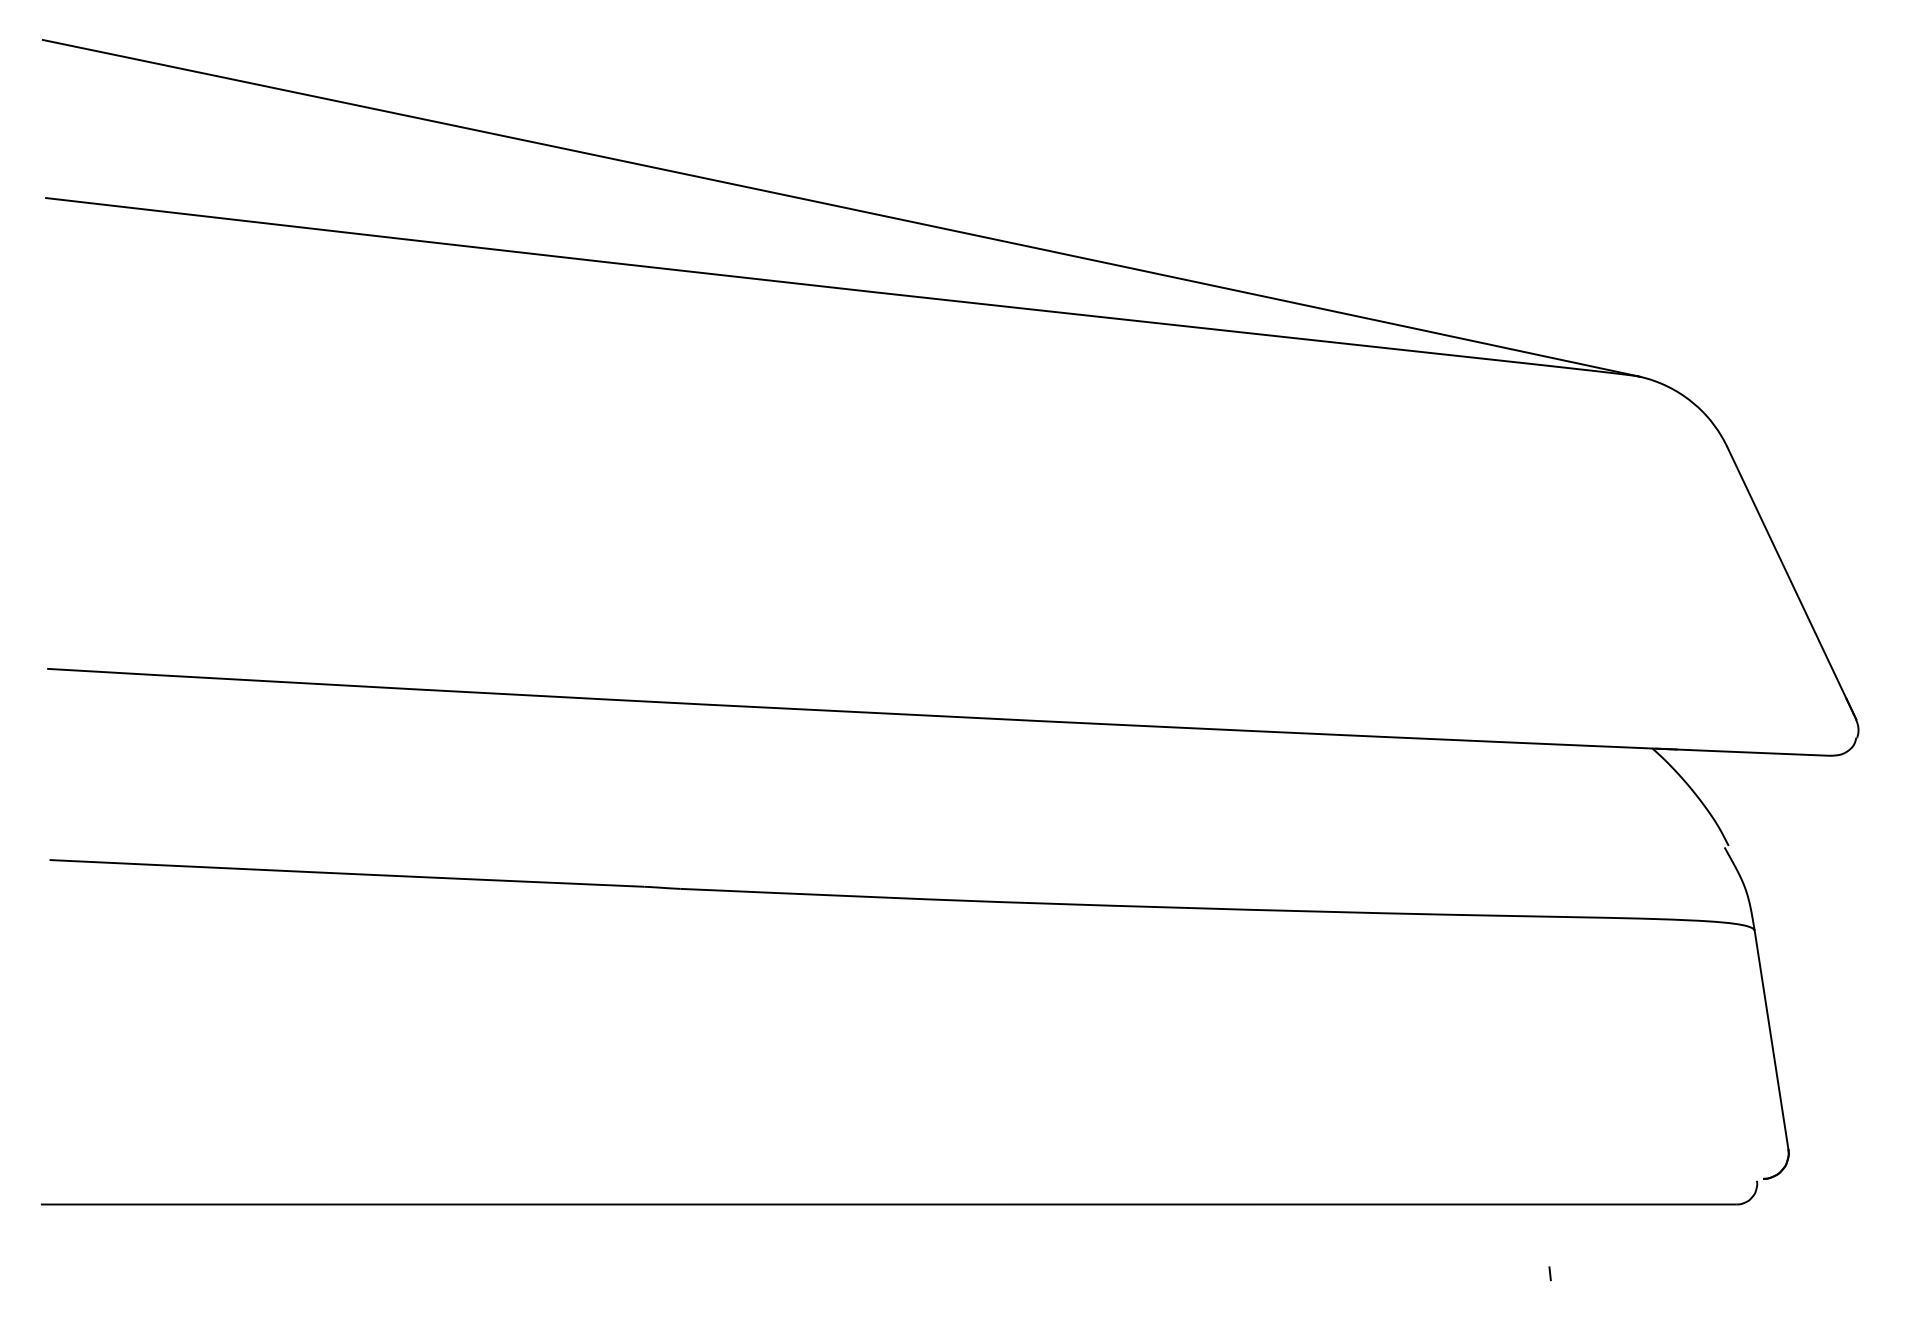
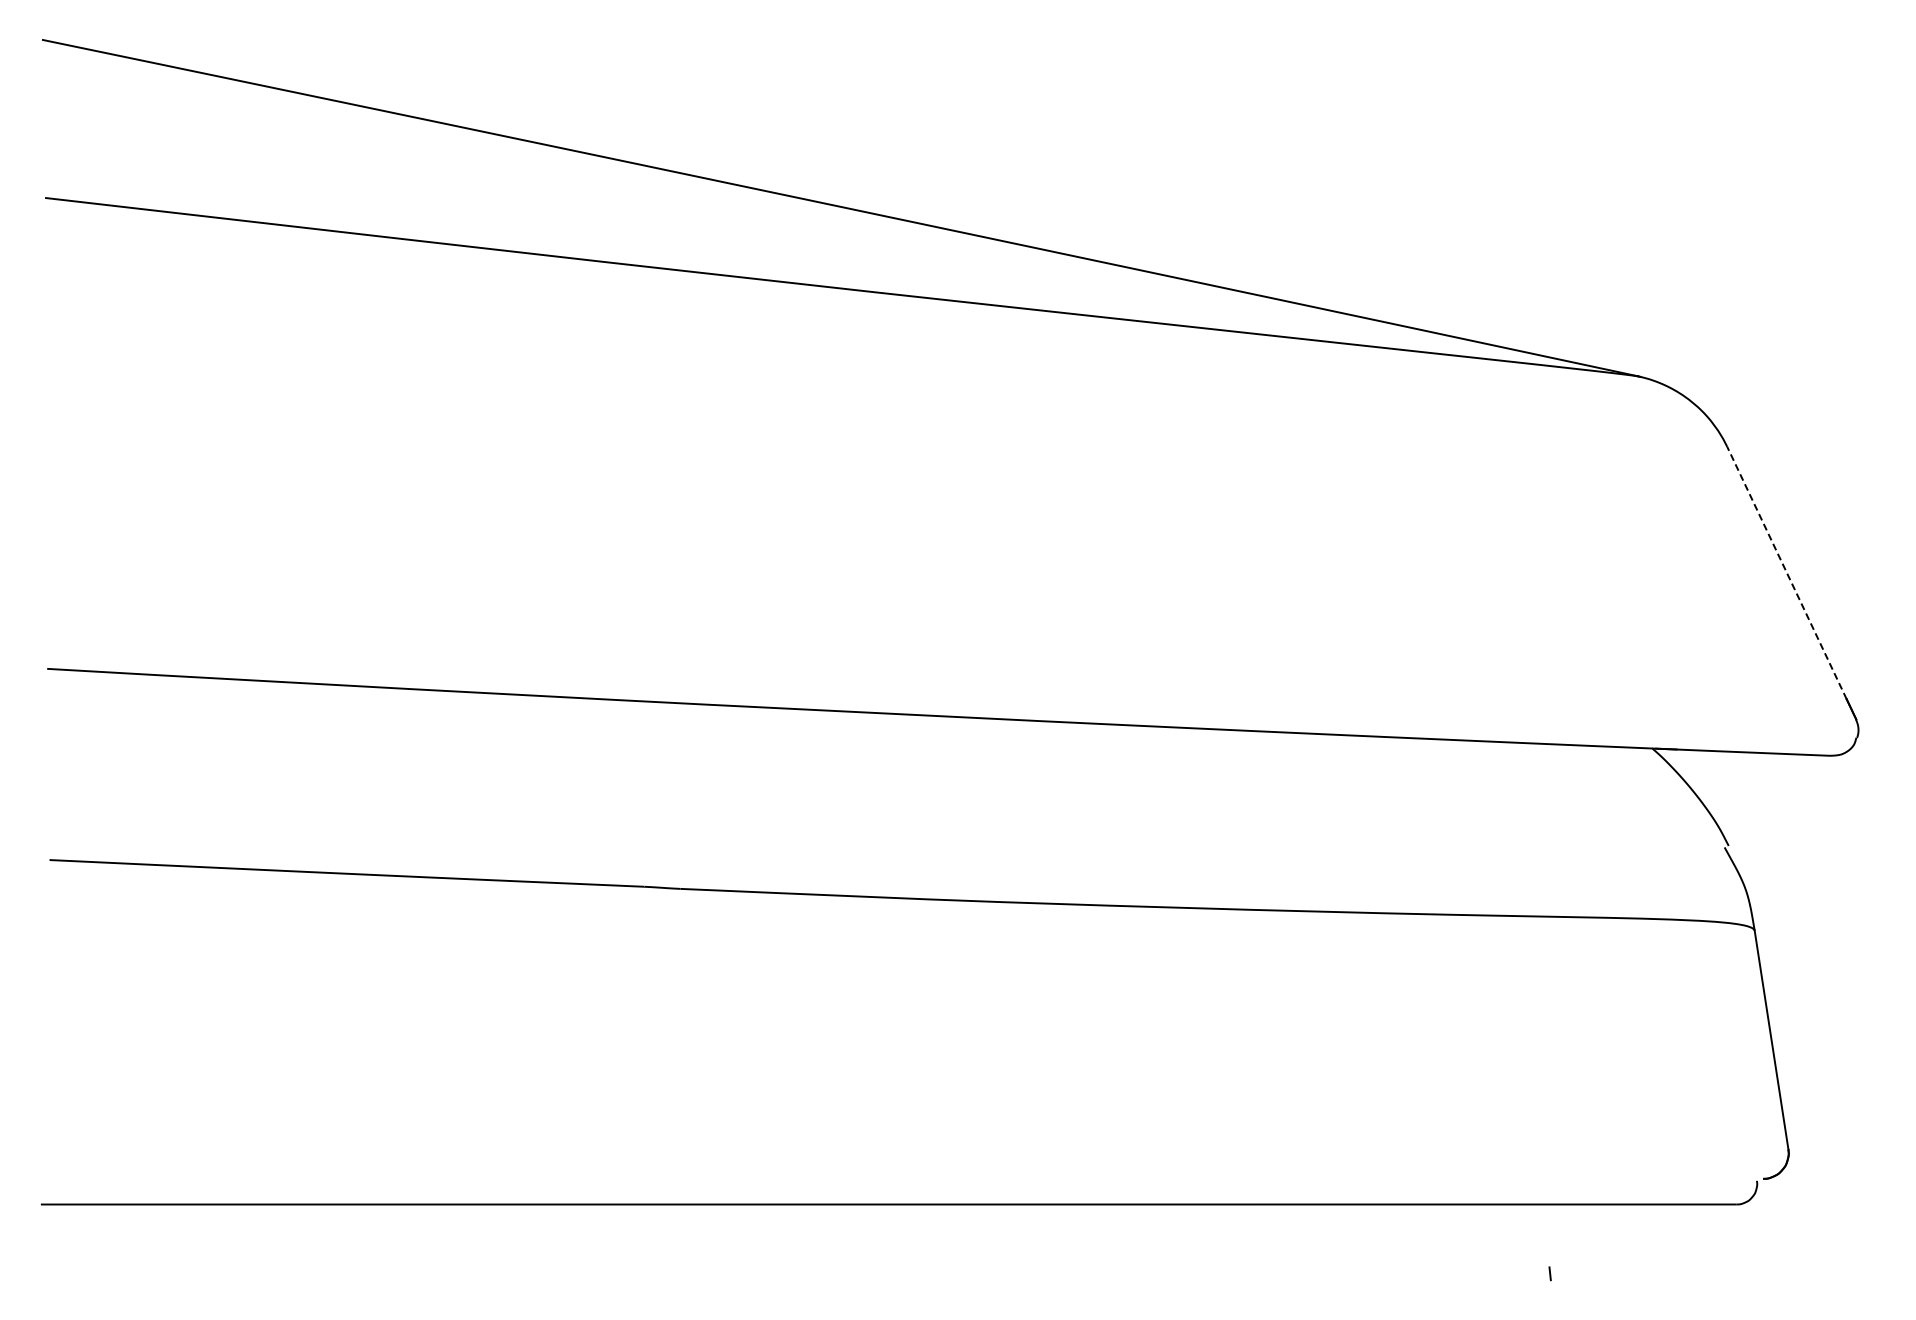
line: solid -> dashed (1787, 573)
